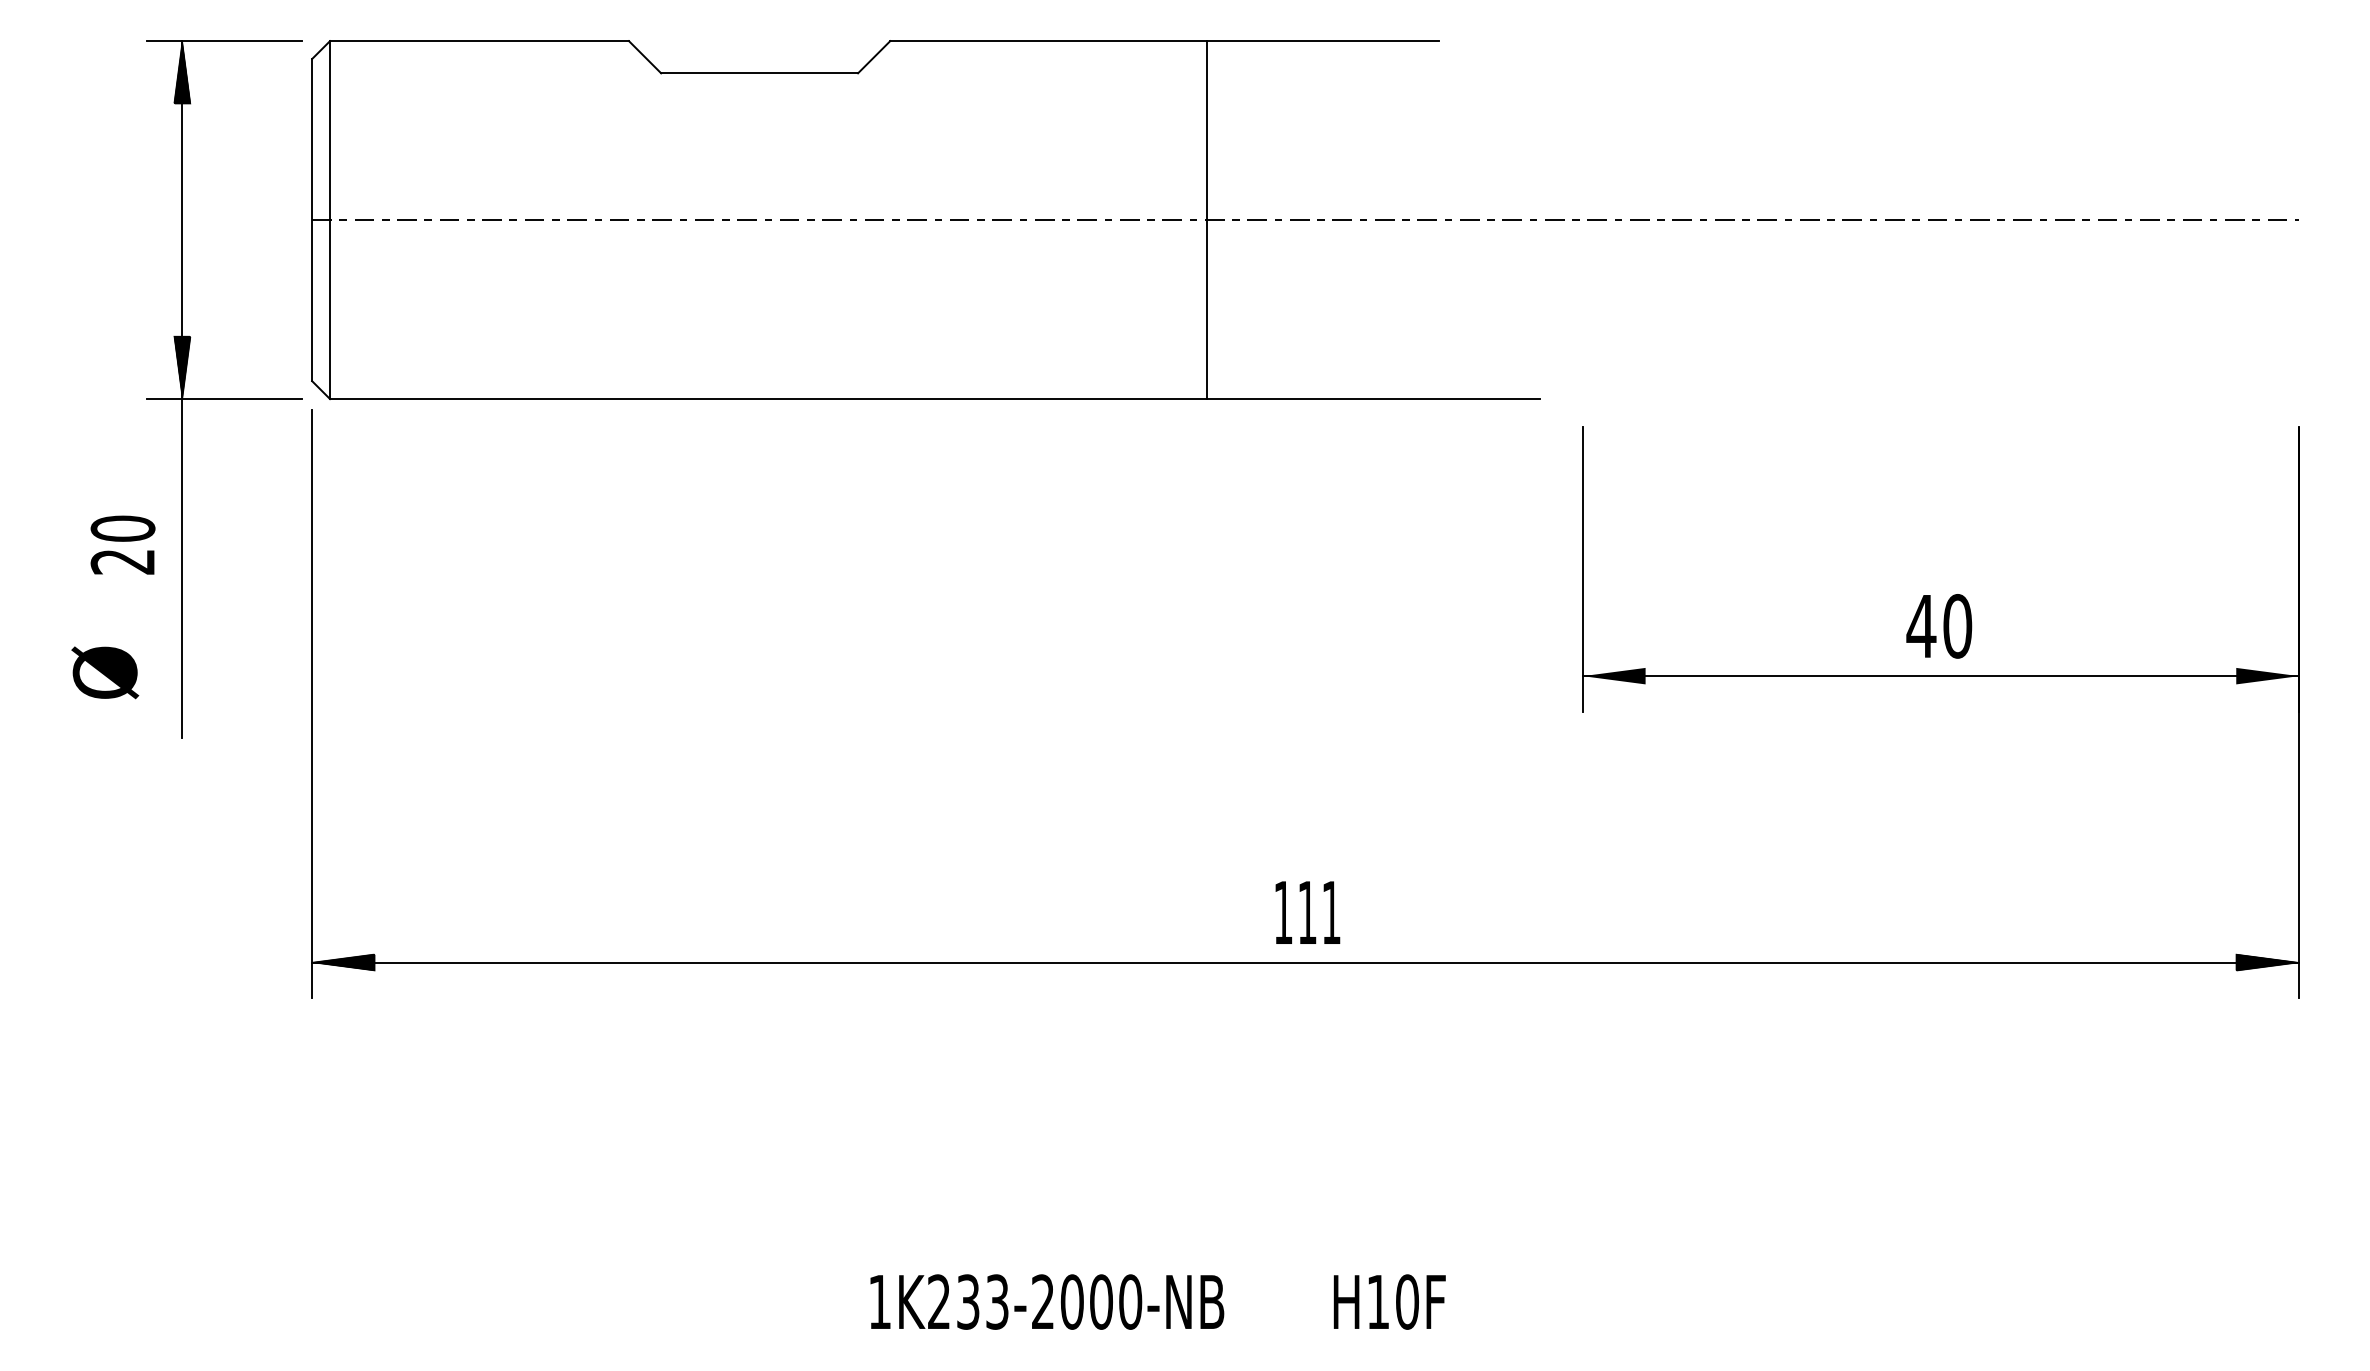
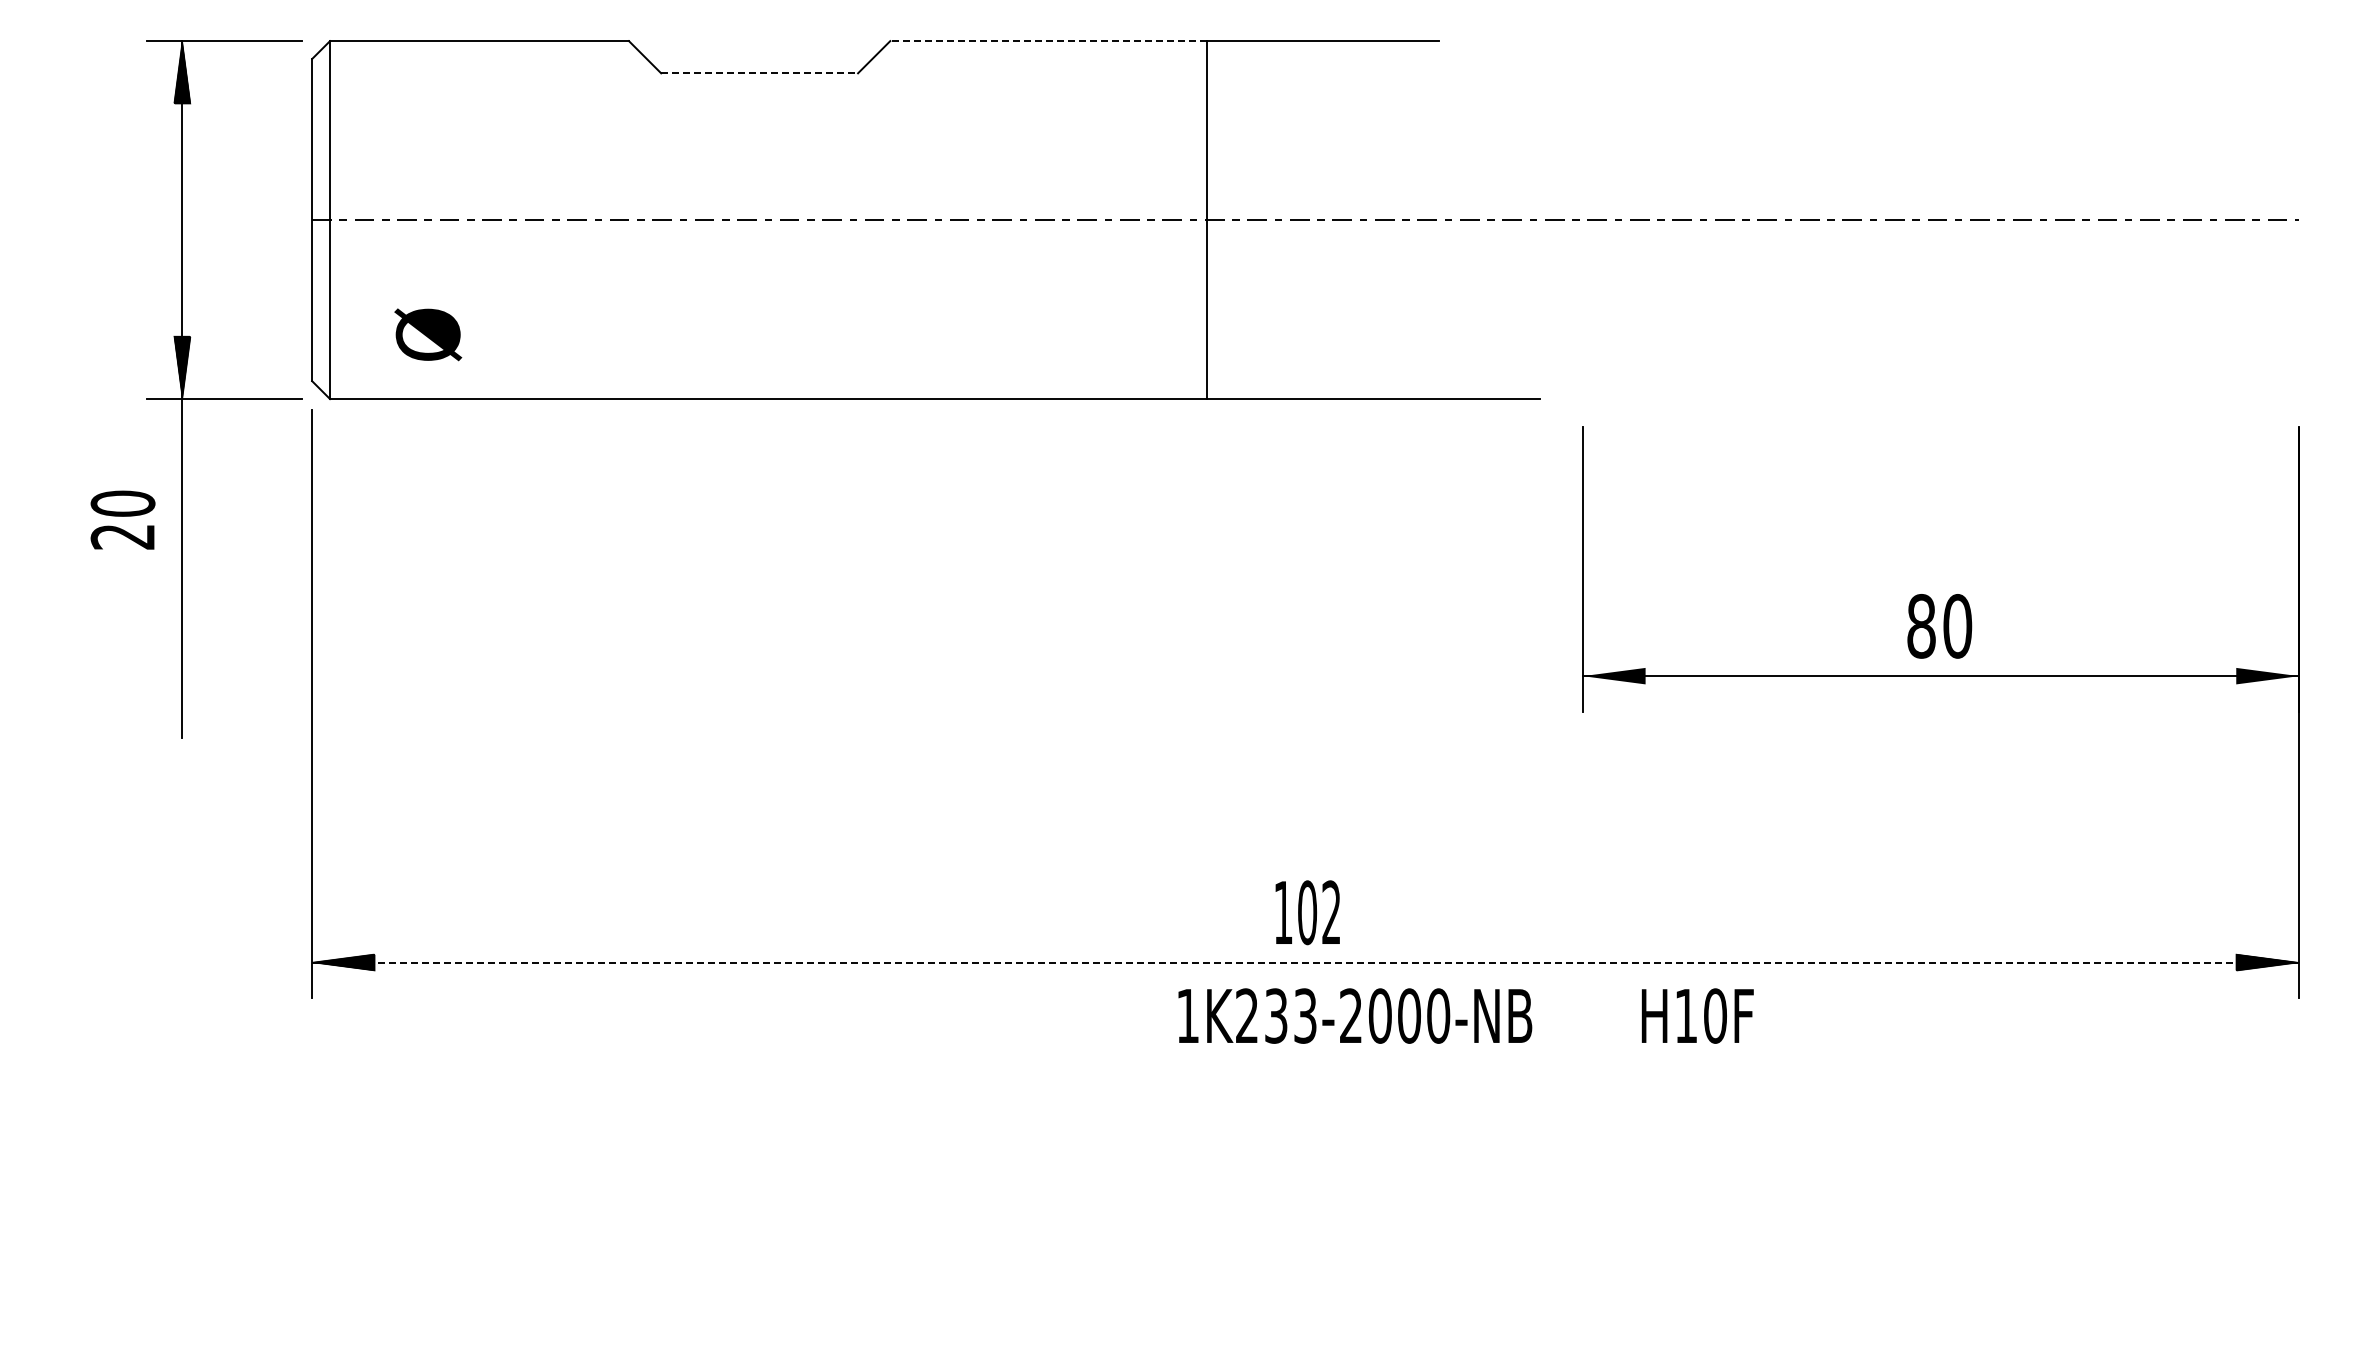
line: solid -> dashed (1048, 41)
line: solid -> dashed (760, 73)
text position: (122, 544) -> (122, 519) (122, 519)
text: 40 -> 80 (1921, 626)
text position: (105, 672) -> (428, 334) (428, 334)
text: 111 -> 102 (1319, 912)
line: solid -> dashed (1305, 962)
text position: (1157, 1301) -> (1465, 1015) (1465, 1015)
